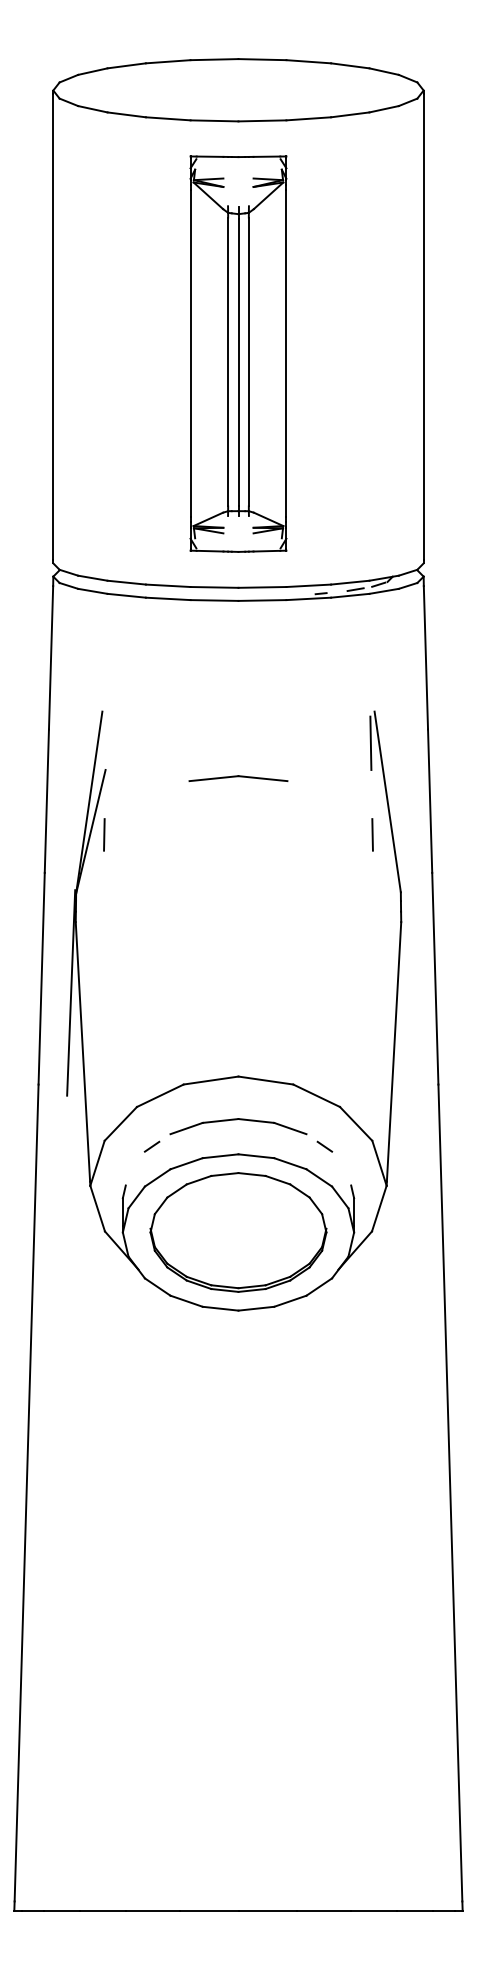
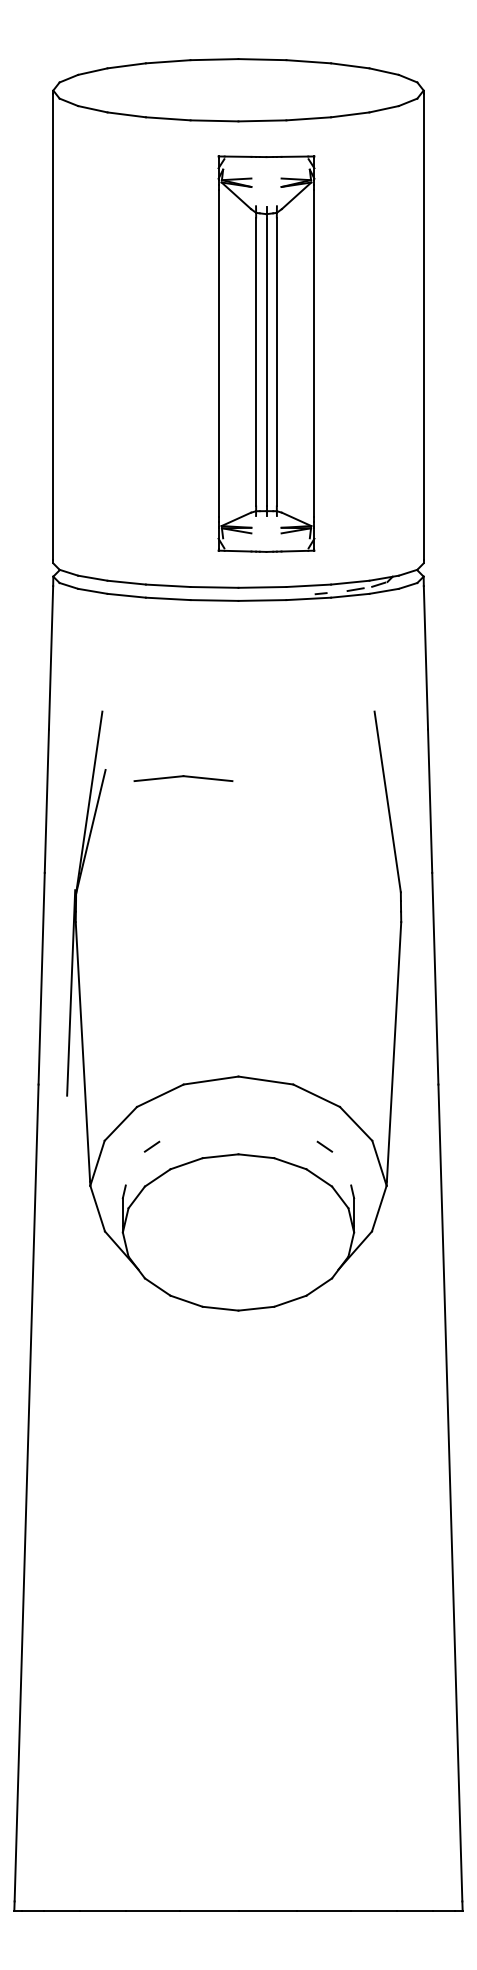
part position: (238, 353) -> (266, 353) (266, 353)
line: present -> none (370, 742)
part position: (238, 778) -> (183, 778) (183, 778)
line: present -> none (104, 834)
line: present -> none (372, 834)
part: present -> none (236, 1120)
part: present -> none (238, 1232)
